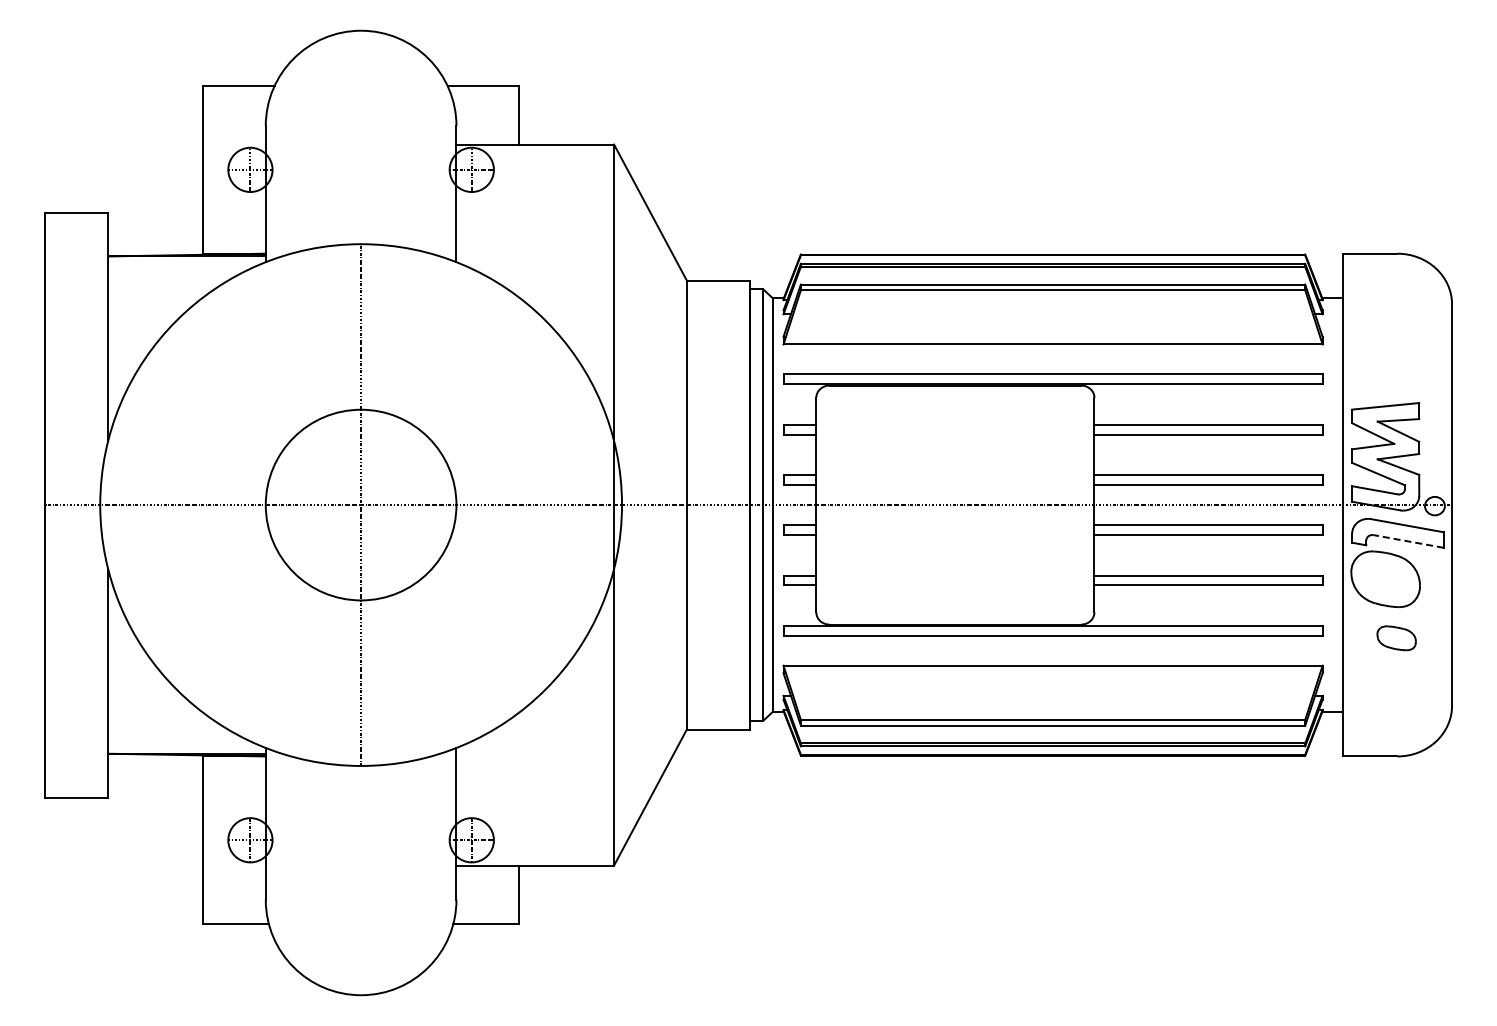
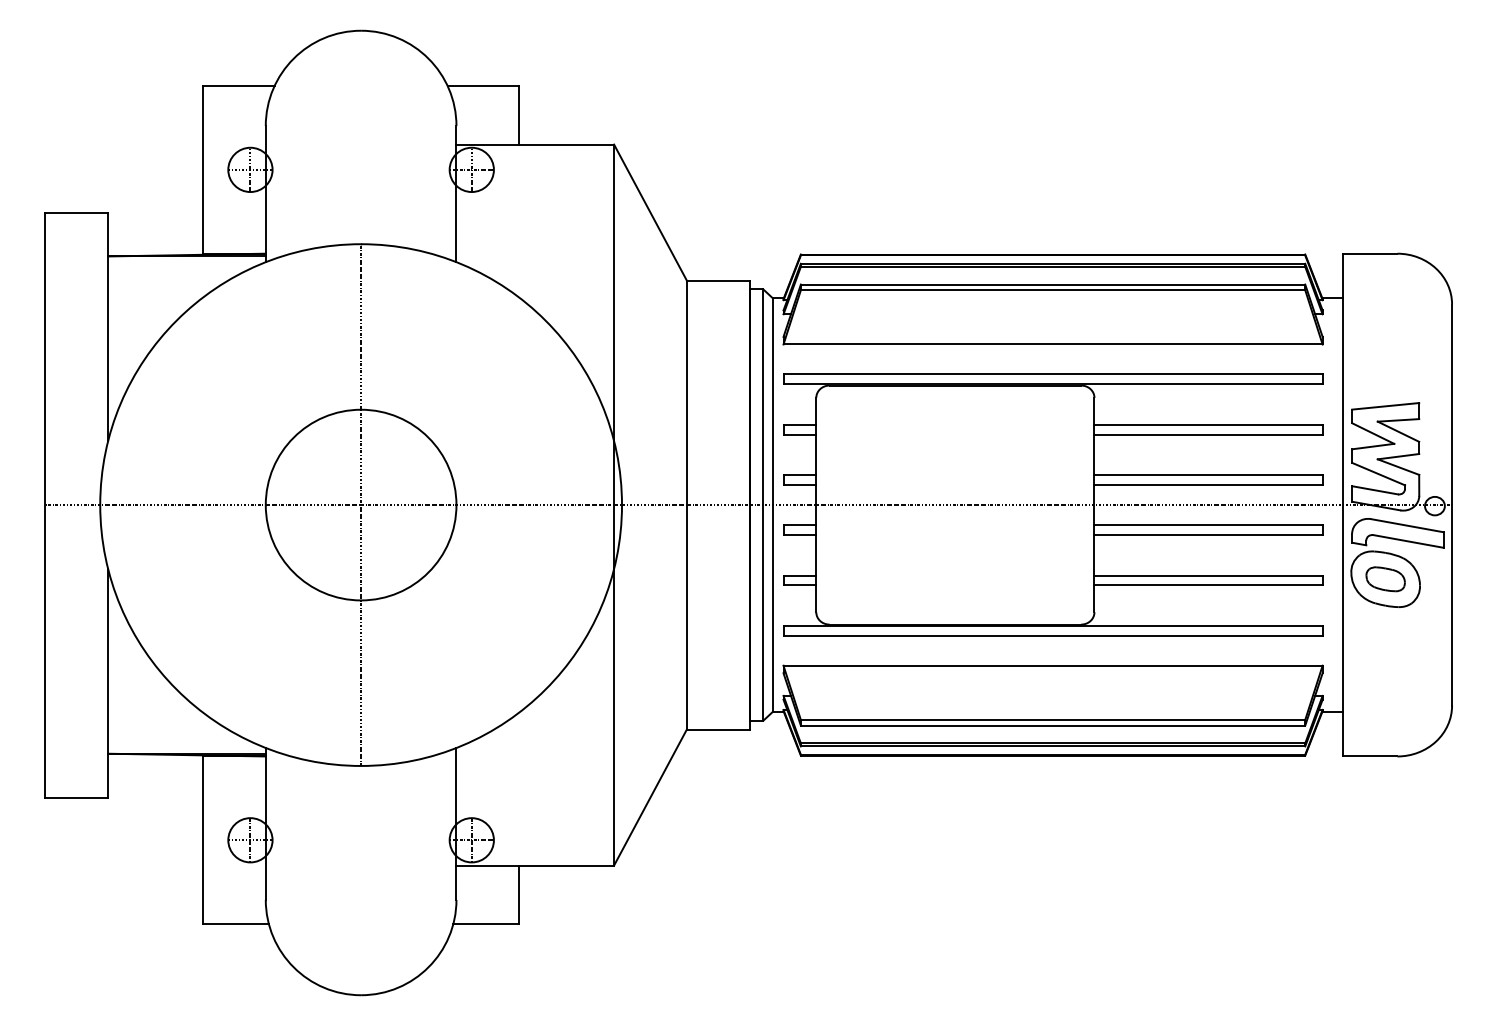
line: dashed -> solid (1408, 541)
part position: (1396, 638) -> (1385, 579) (1385, 579)
